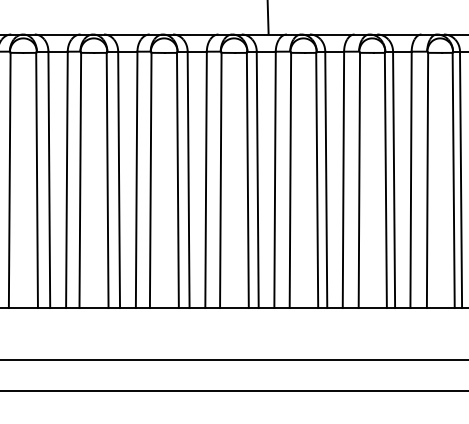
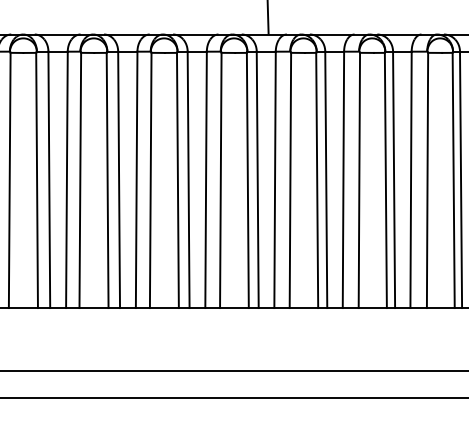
line position: (233, 360) -> (233, 371) (233, 371)
line position: (233, 390) -> (233, 397) (233, 397)
